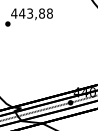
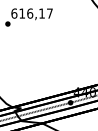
text: 443,88 -> 616,17 (31, 13)
